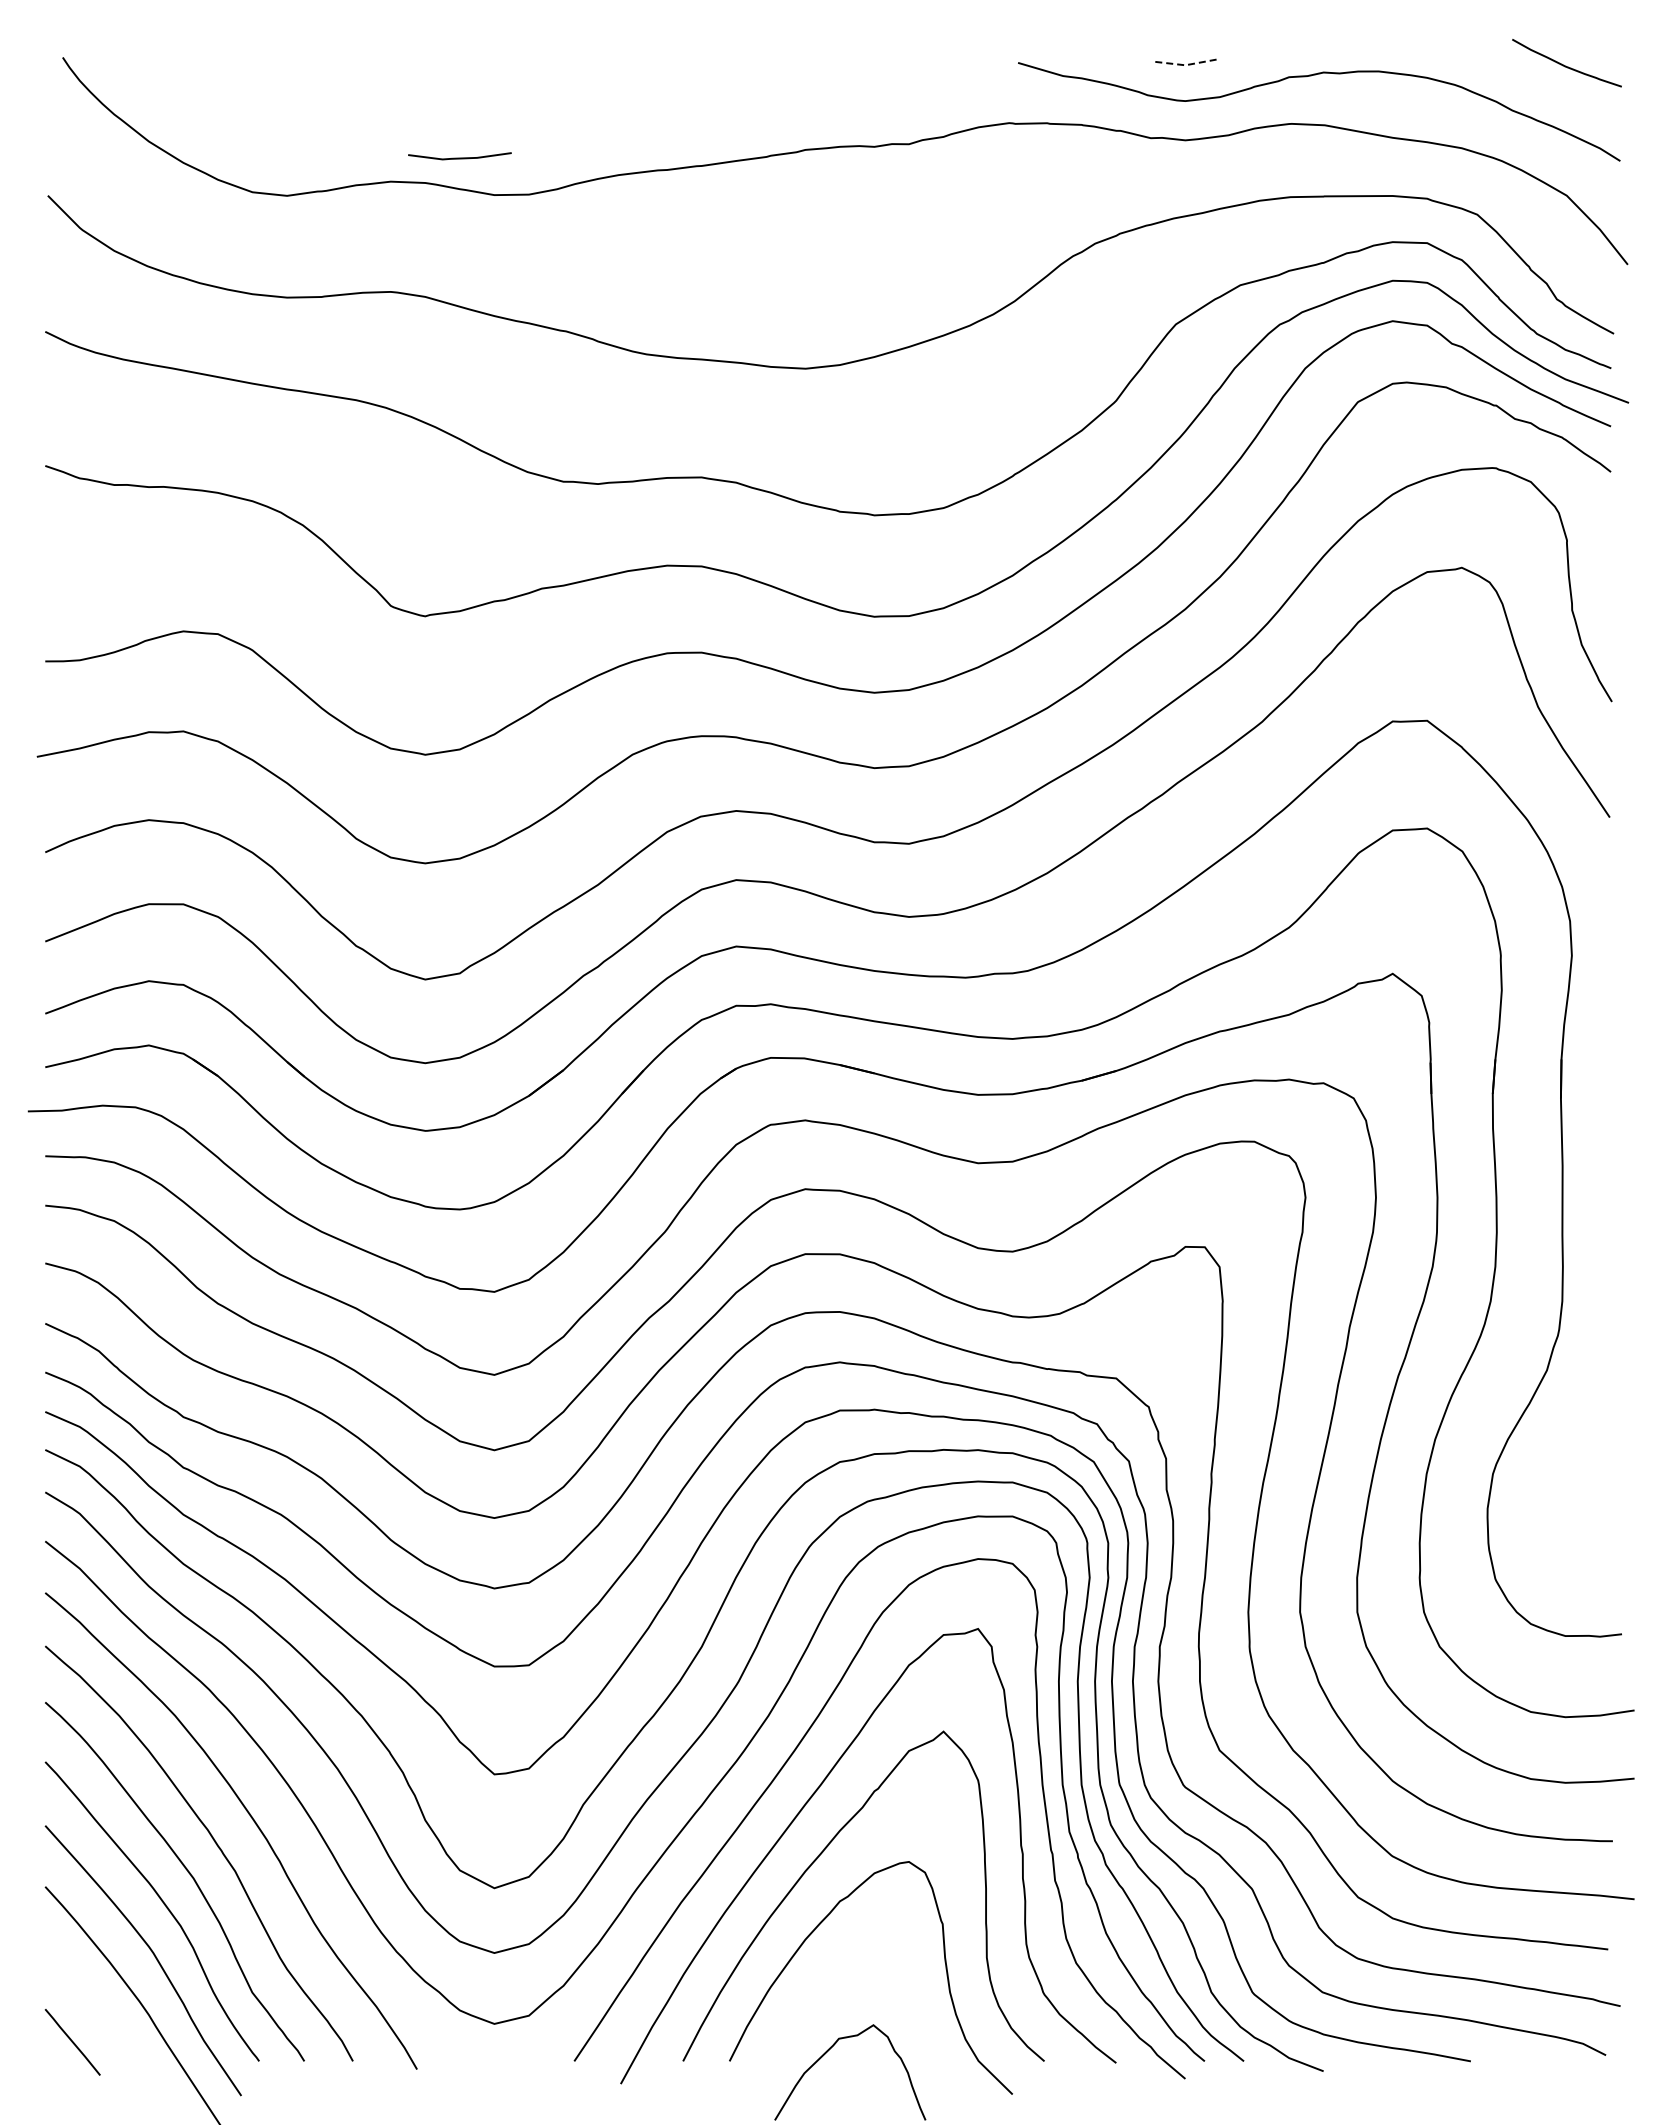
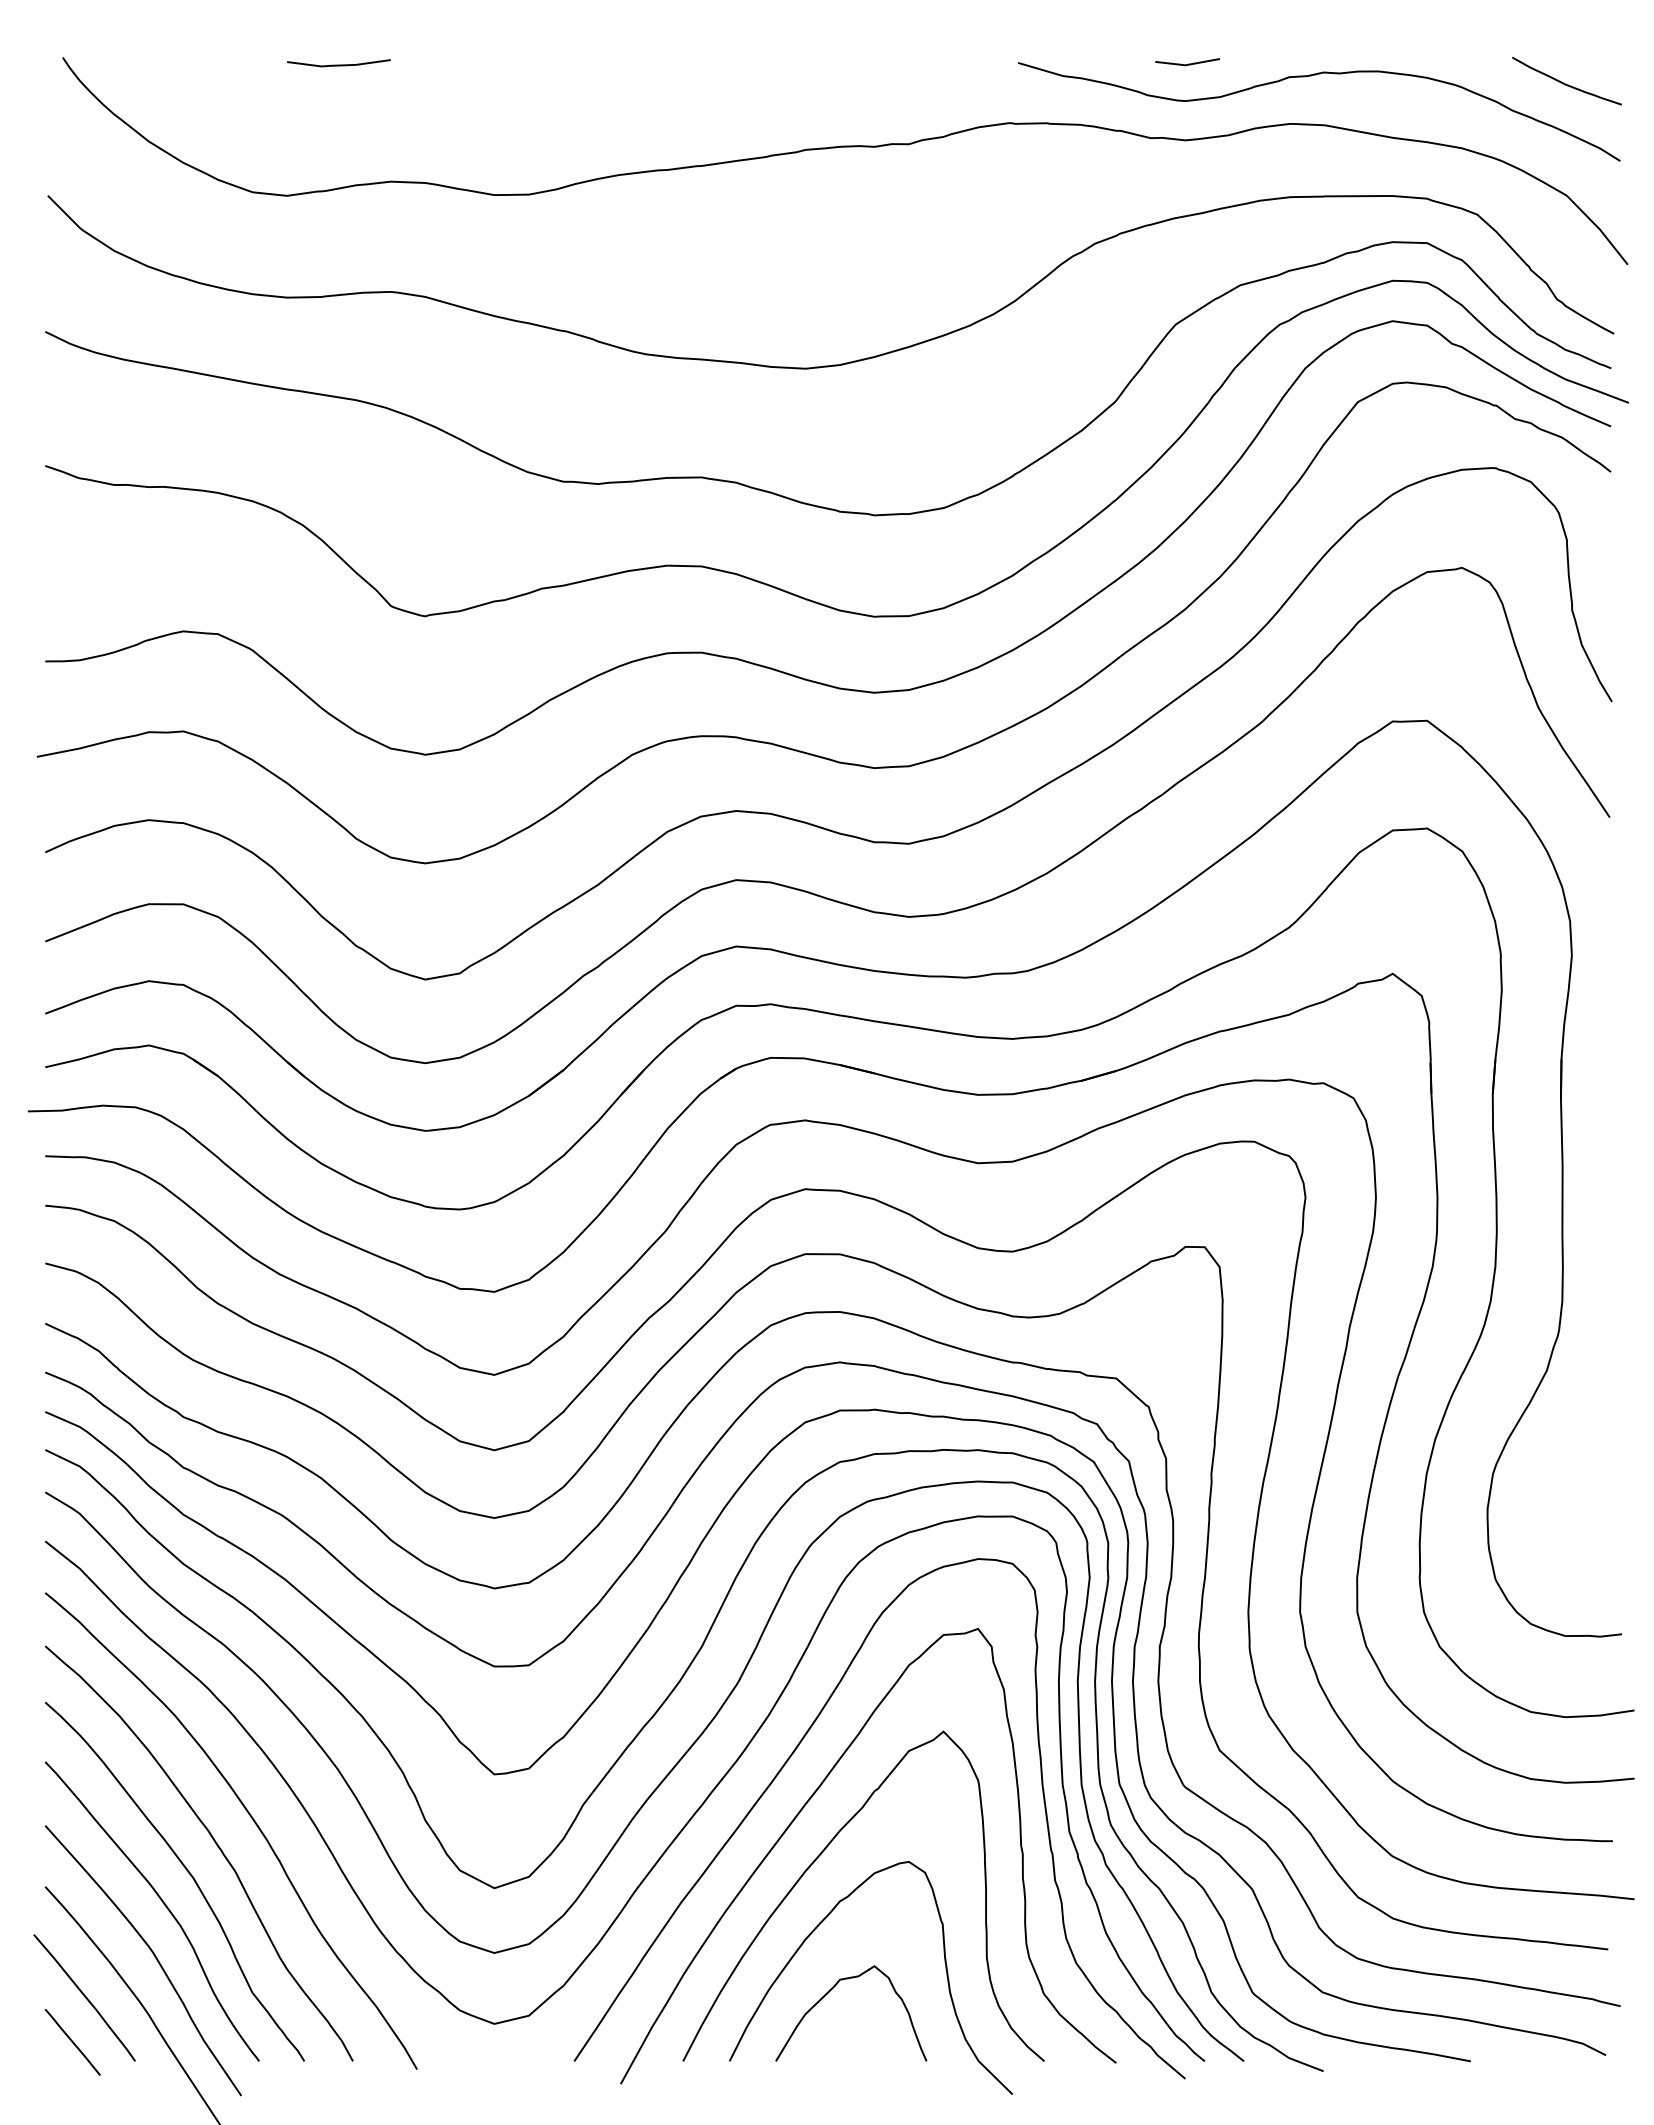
line: dashed -> solid (1187, 64)
curve position: (1565, 65) -> (1565, 83) (1565, 83)
line position: (459, 157) -> (338, 64) (338, 64)
curve: none -> present (84, 1997)
curve position: (829, 2050) -> (830, 1991) (830, 1991)
